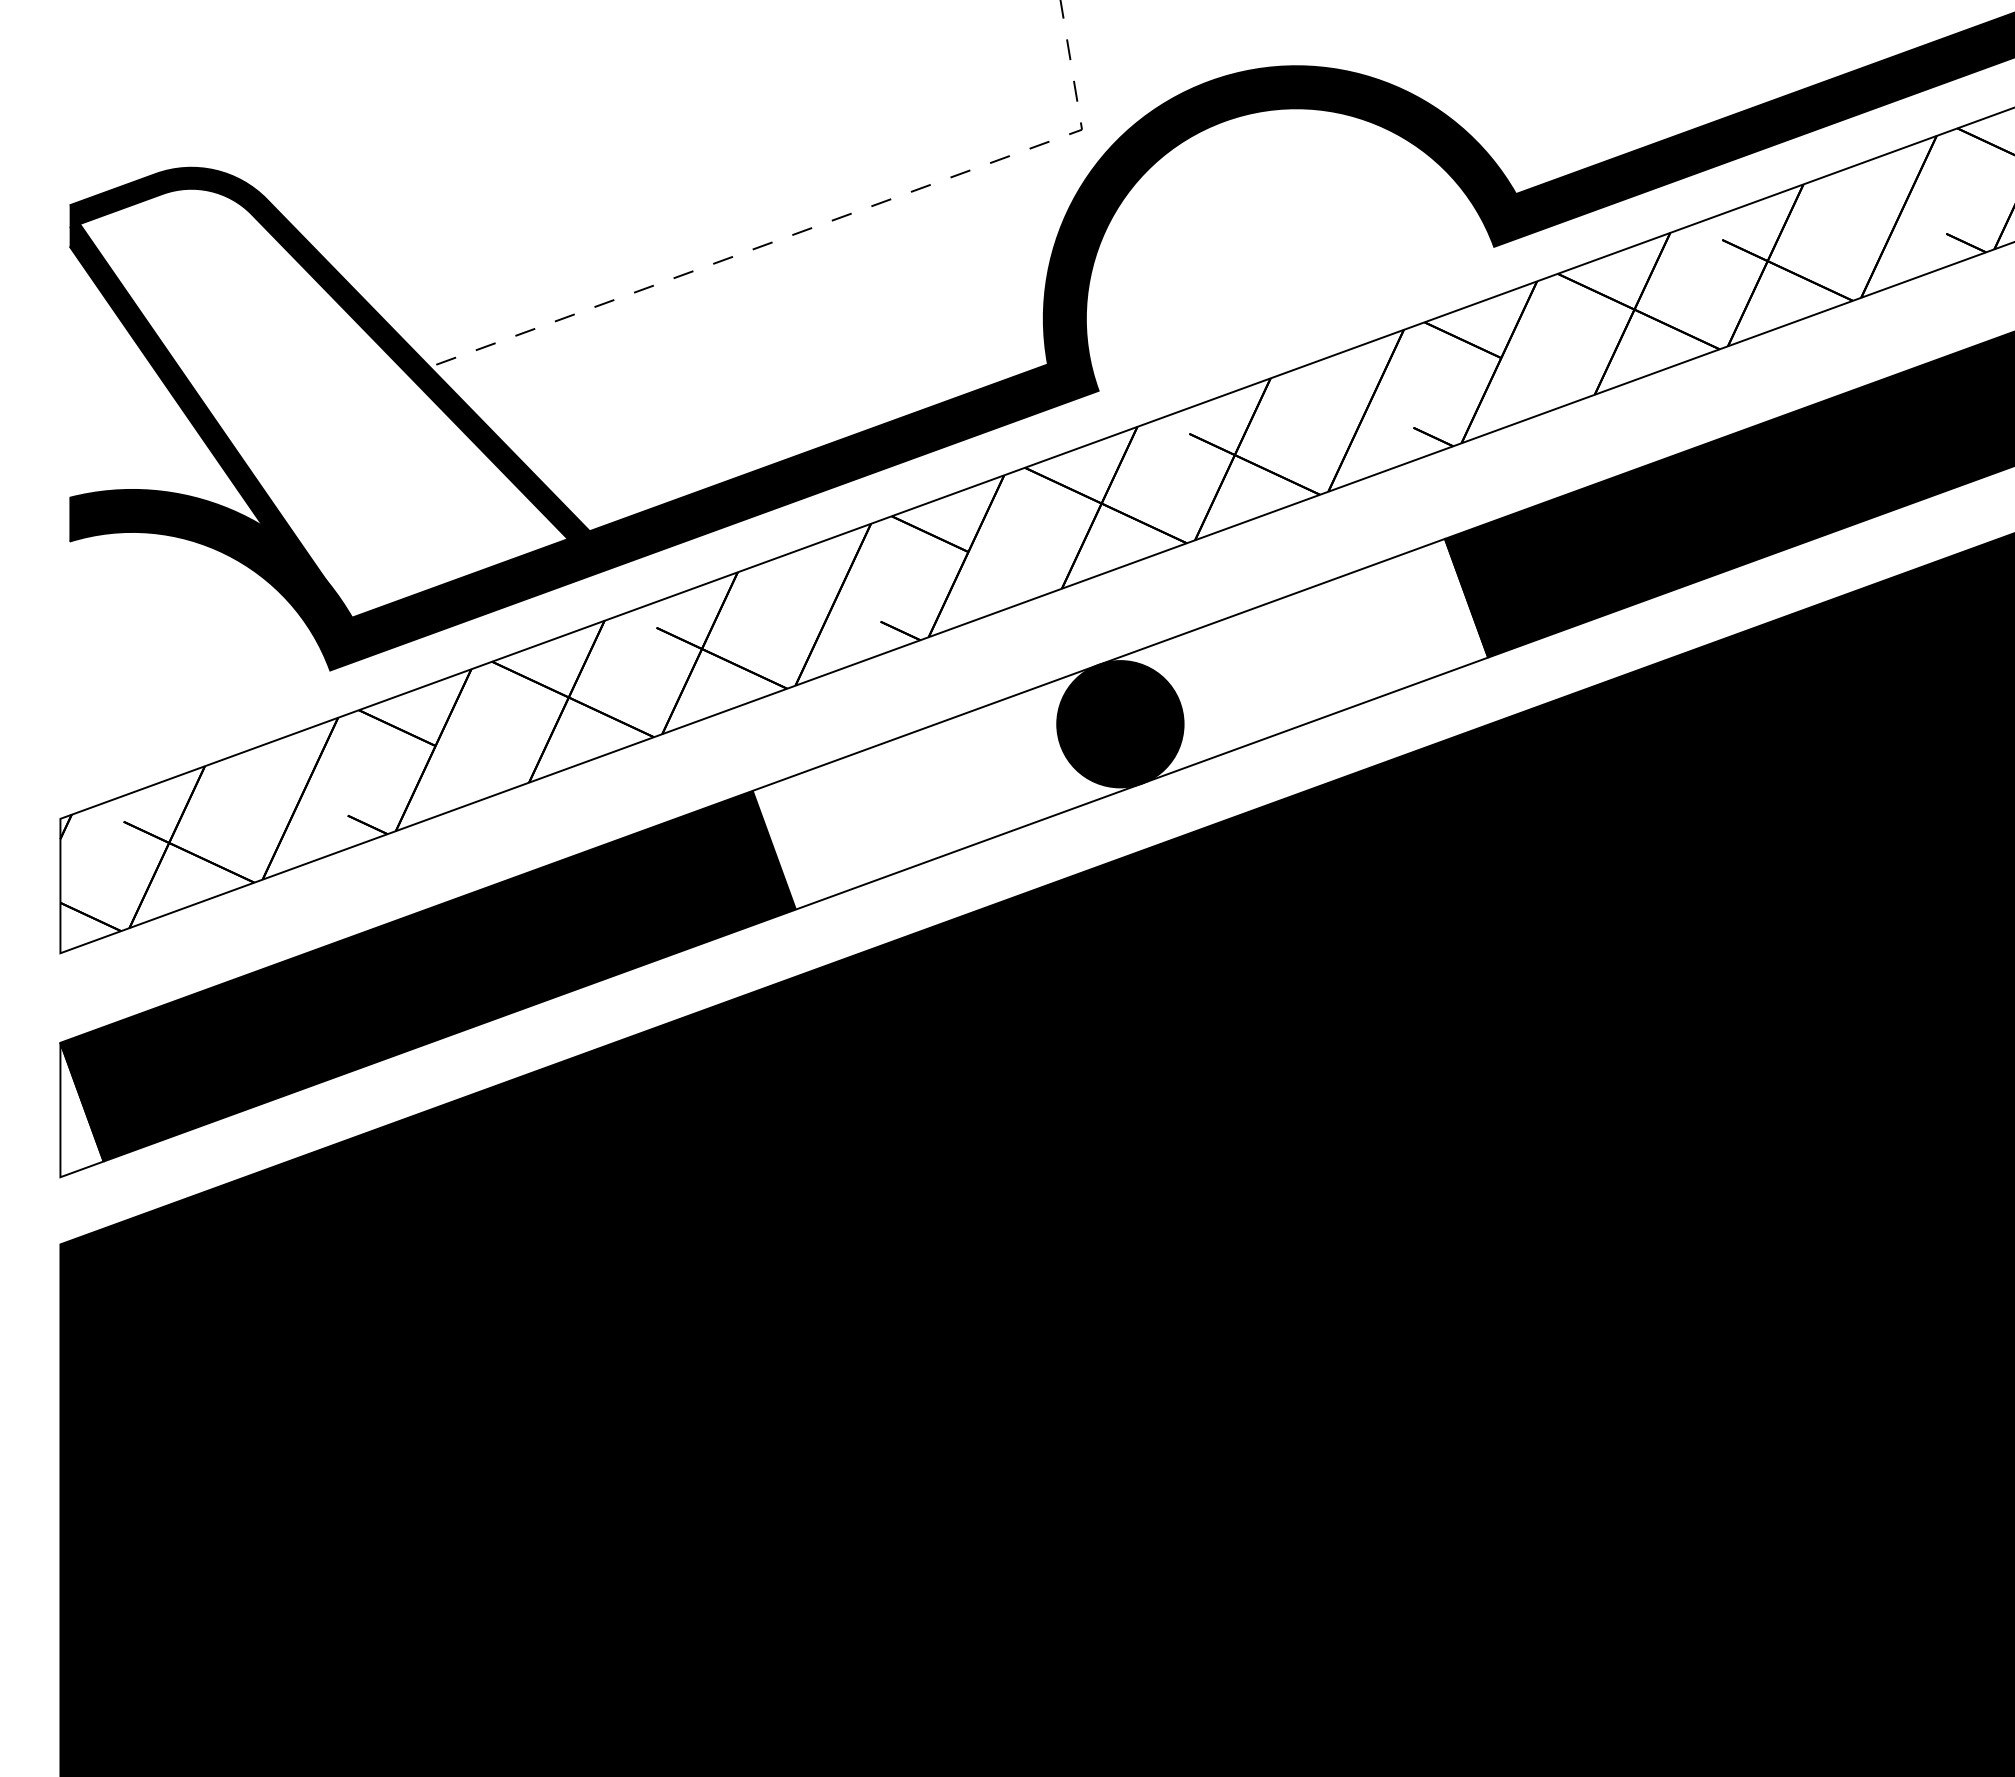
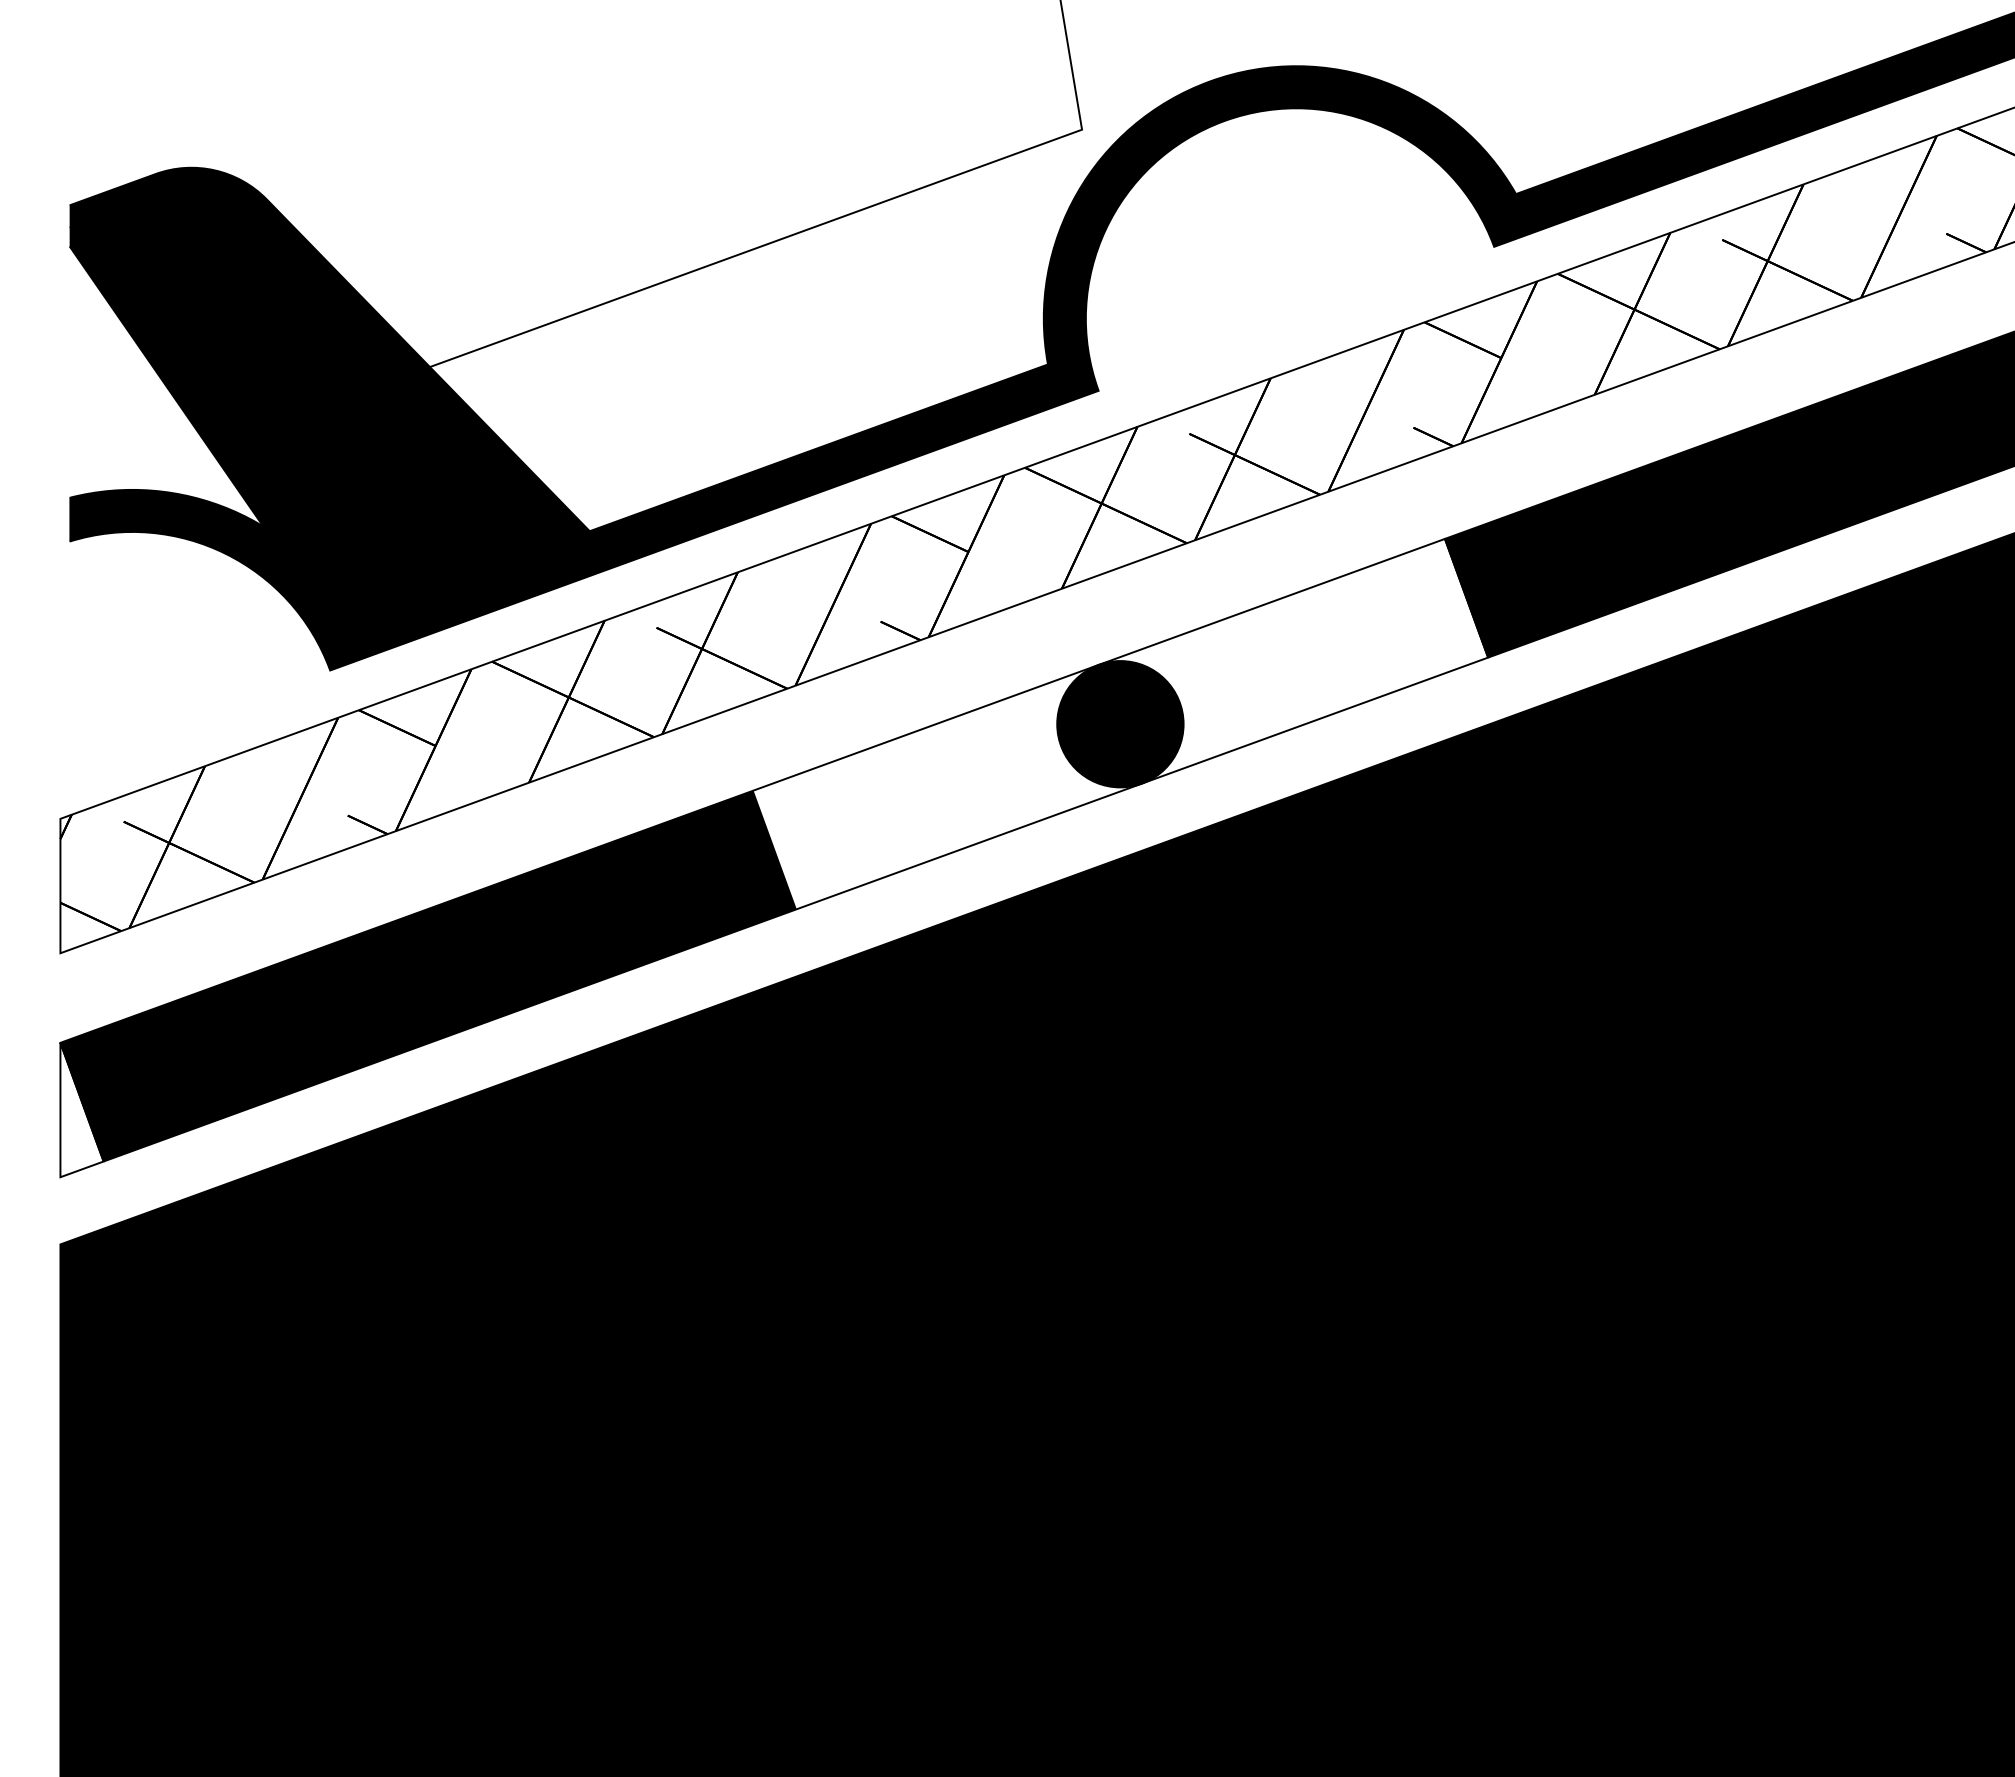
line: dashed -> solid (818, 225)
fill: none -> present (323, 402)
